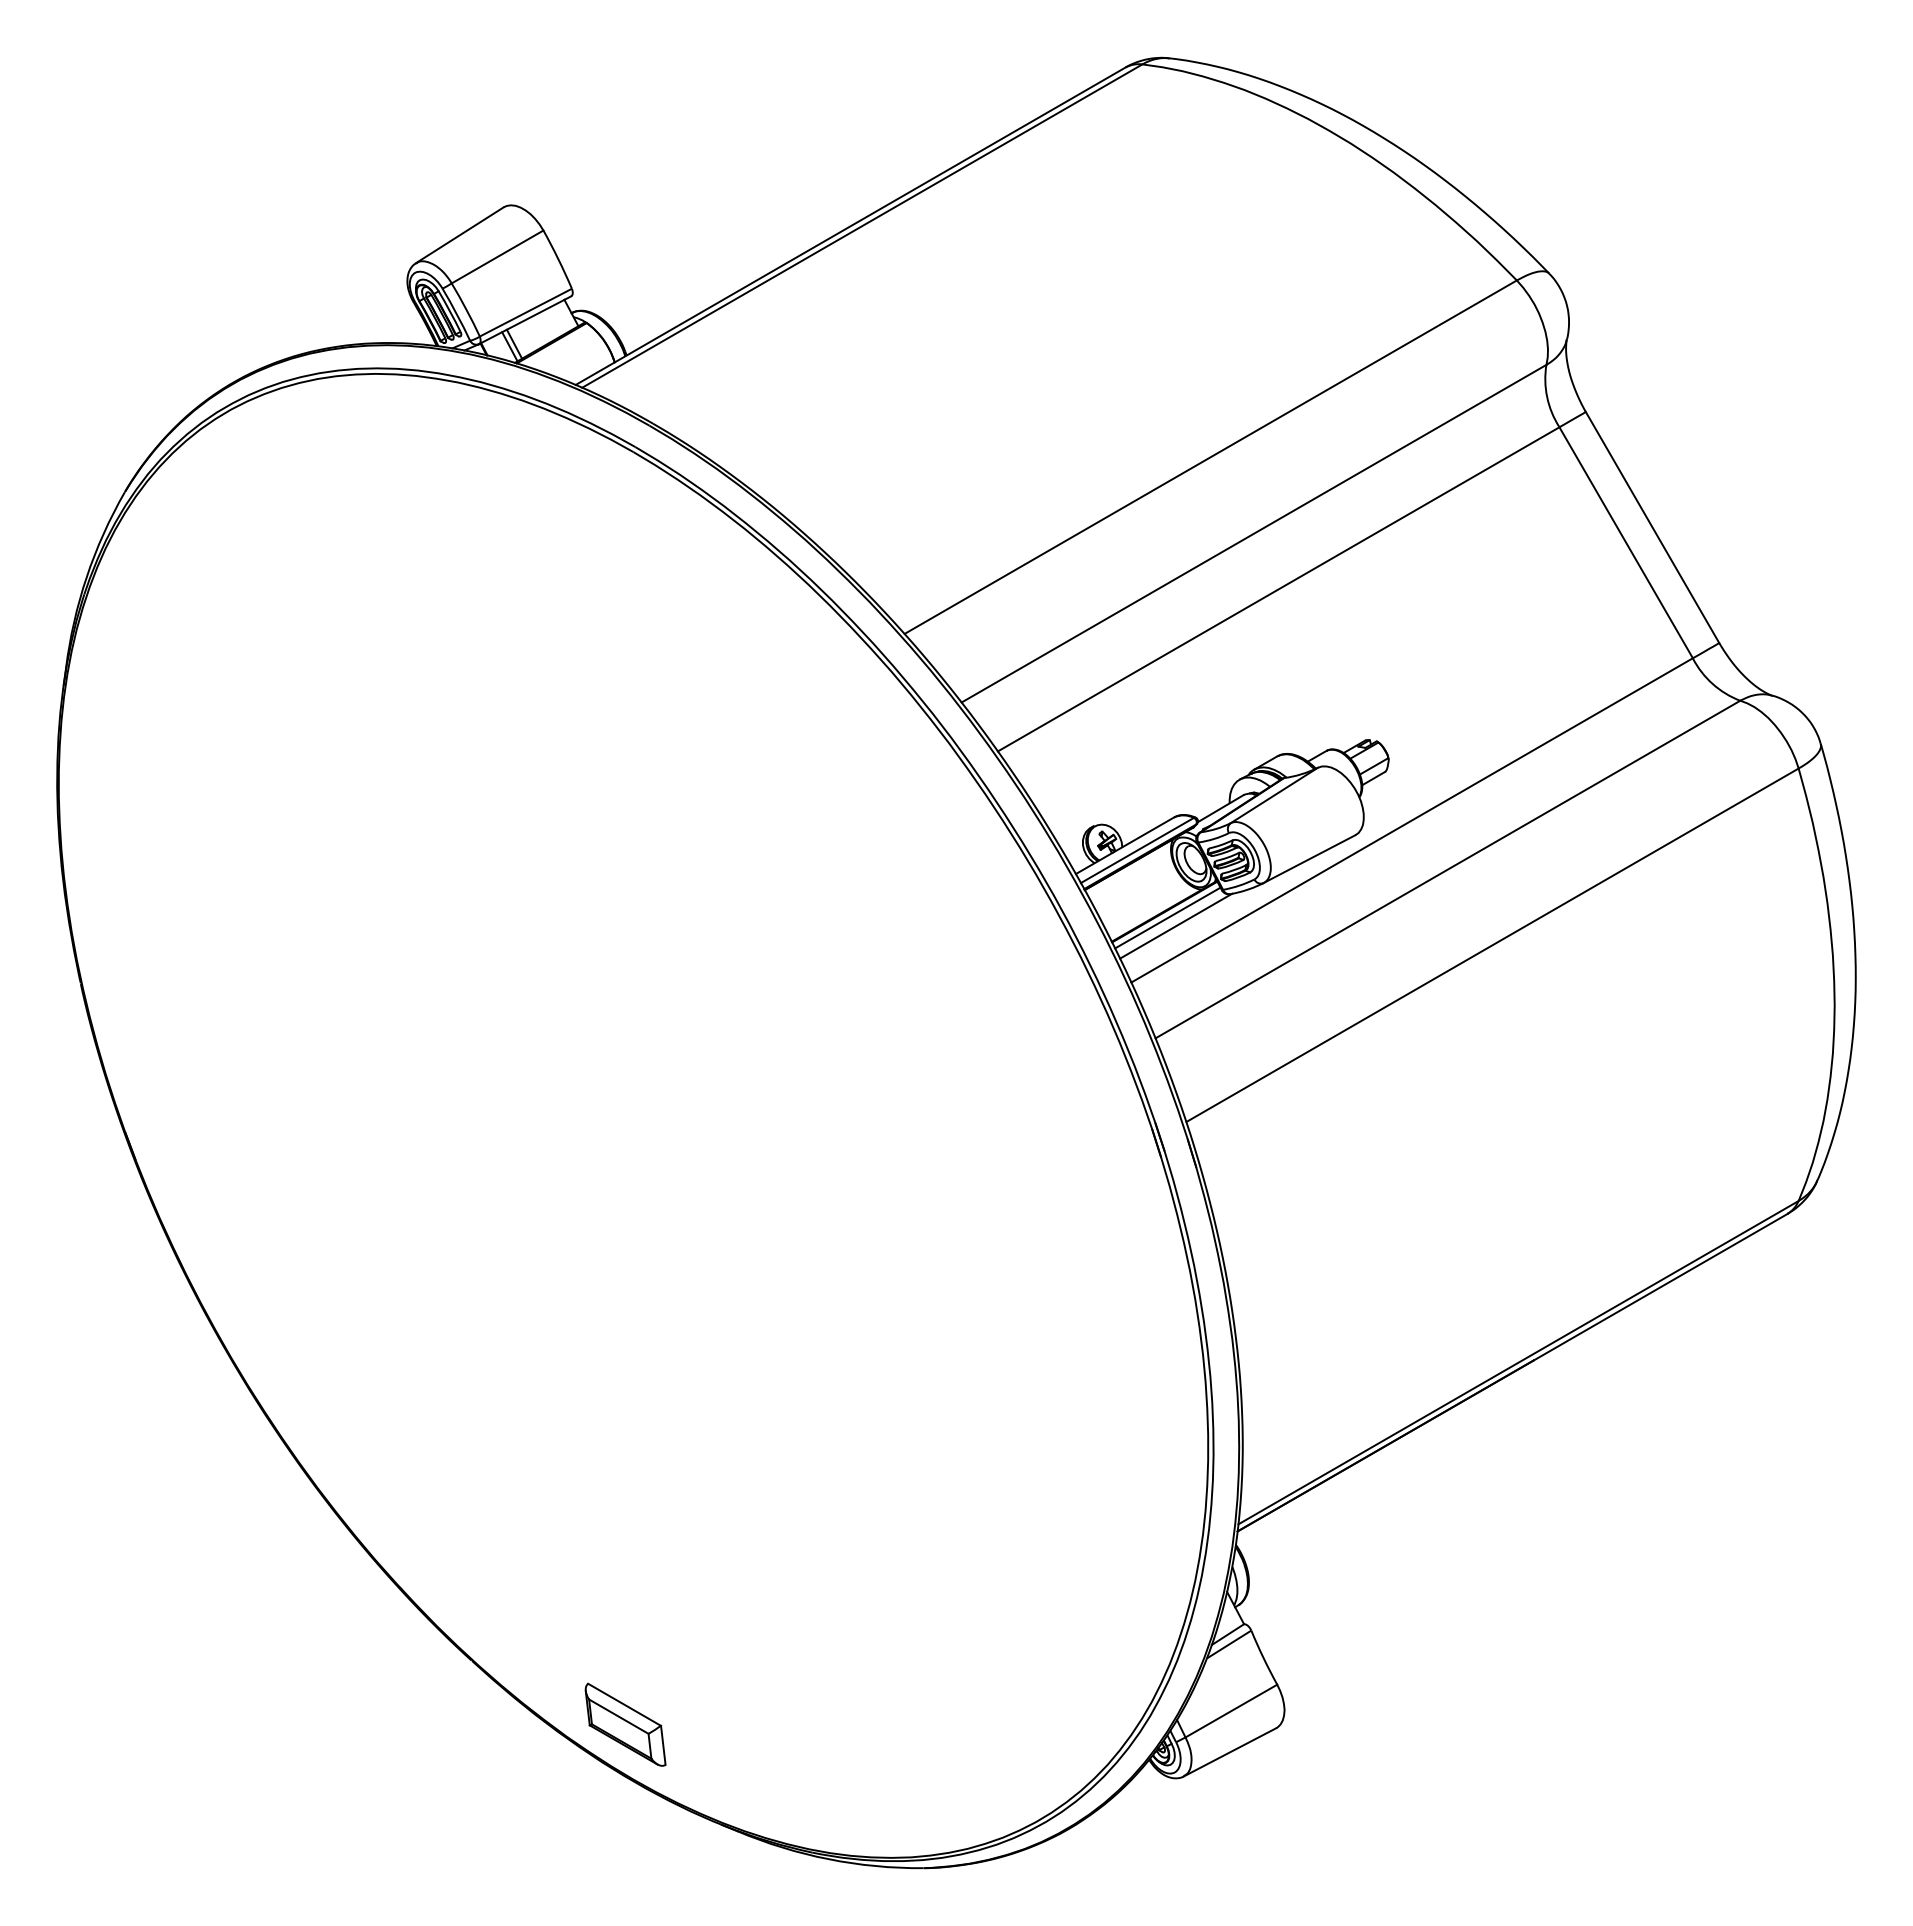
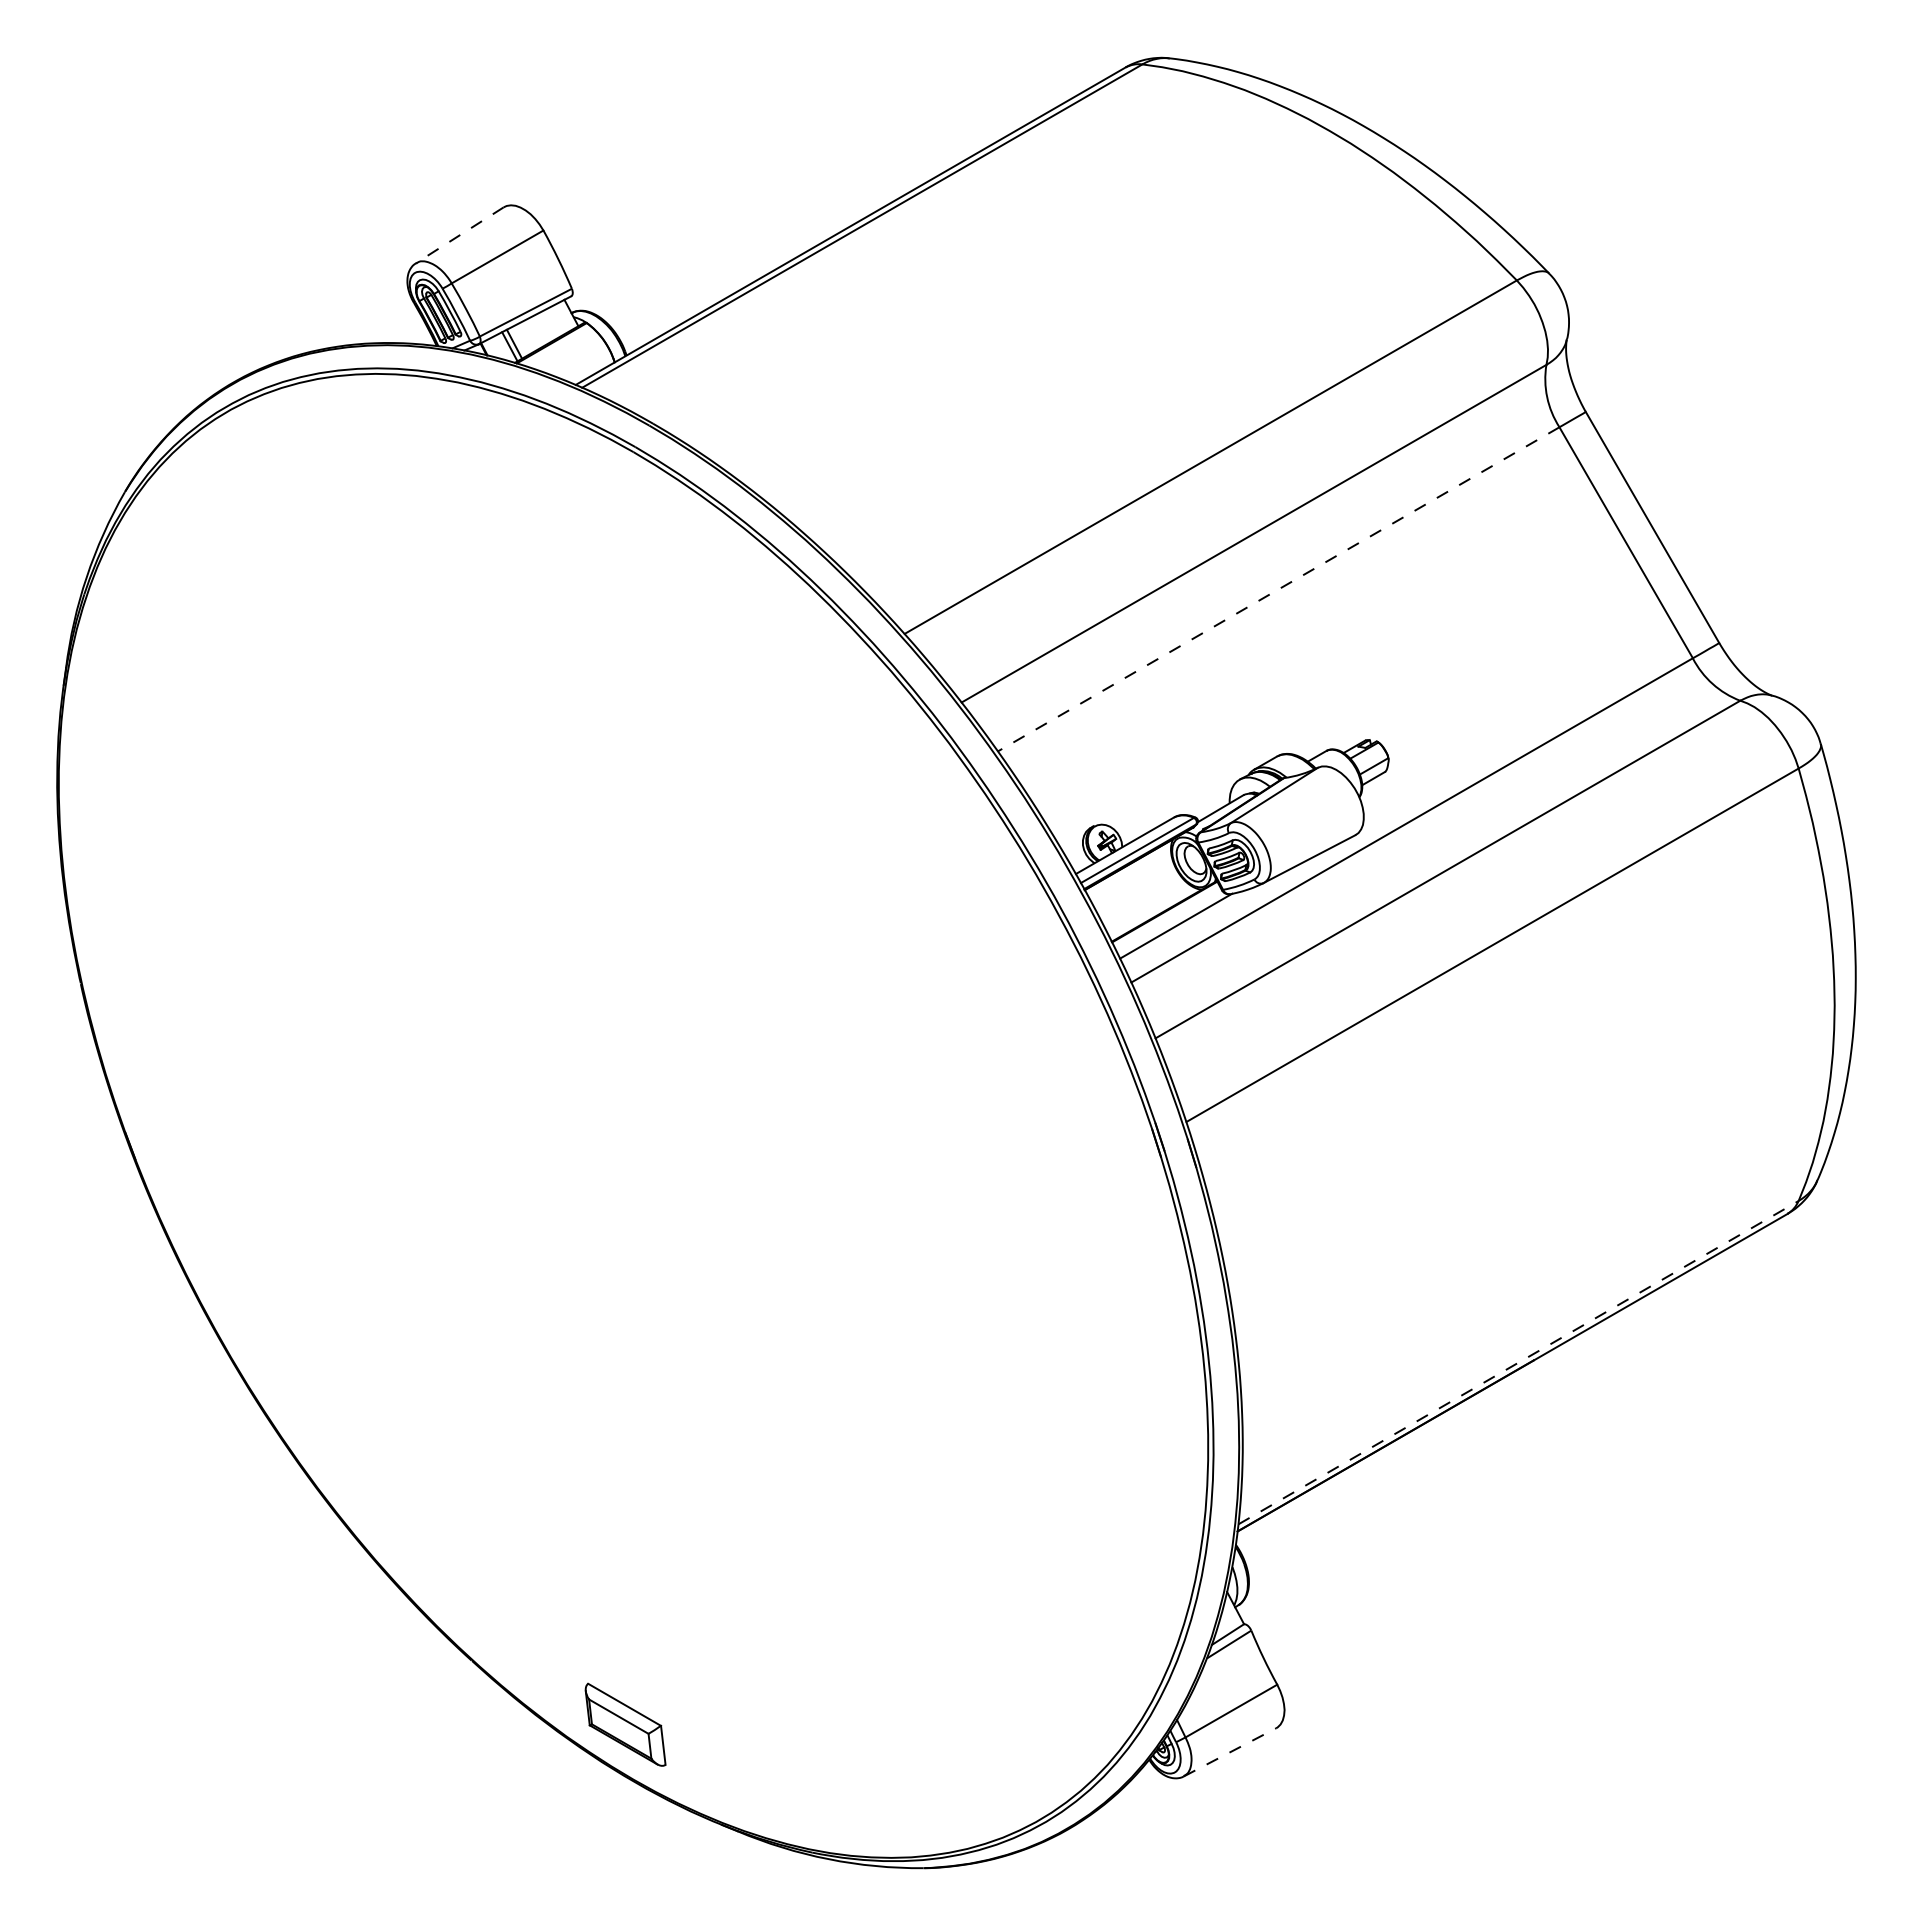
line: solid -> dashed (459, 235)
line: solid -> dashed (1278, 589)
line: present -> none (1167, 917)
line: solid -> dashed (1518, 1362)
line: solid -> dashed (1230, 1752)
